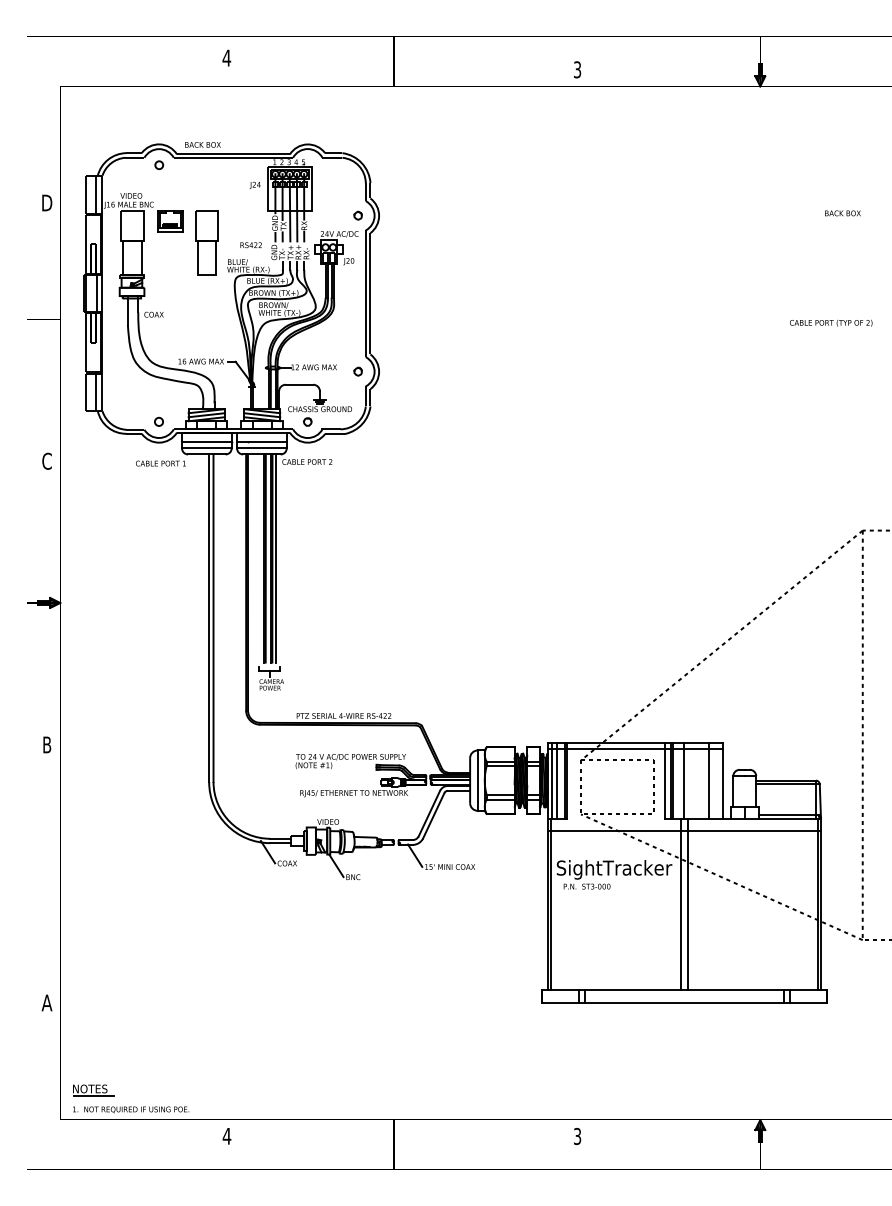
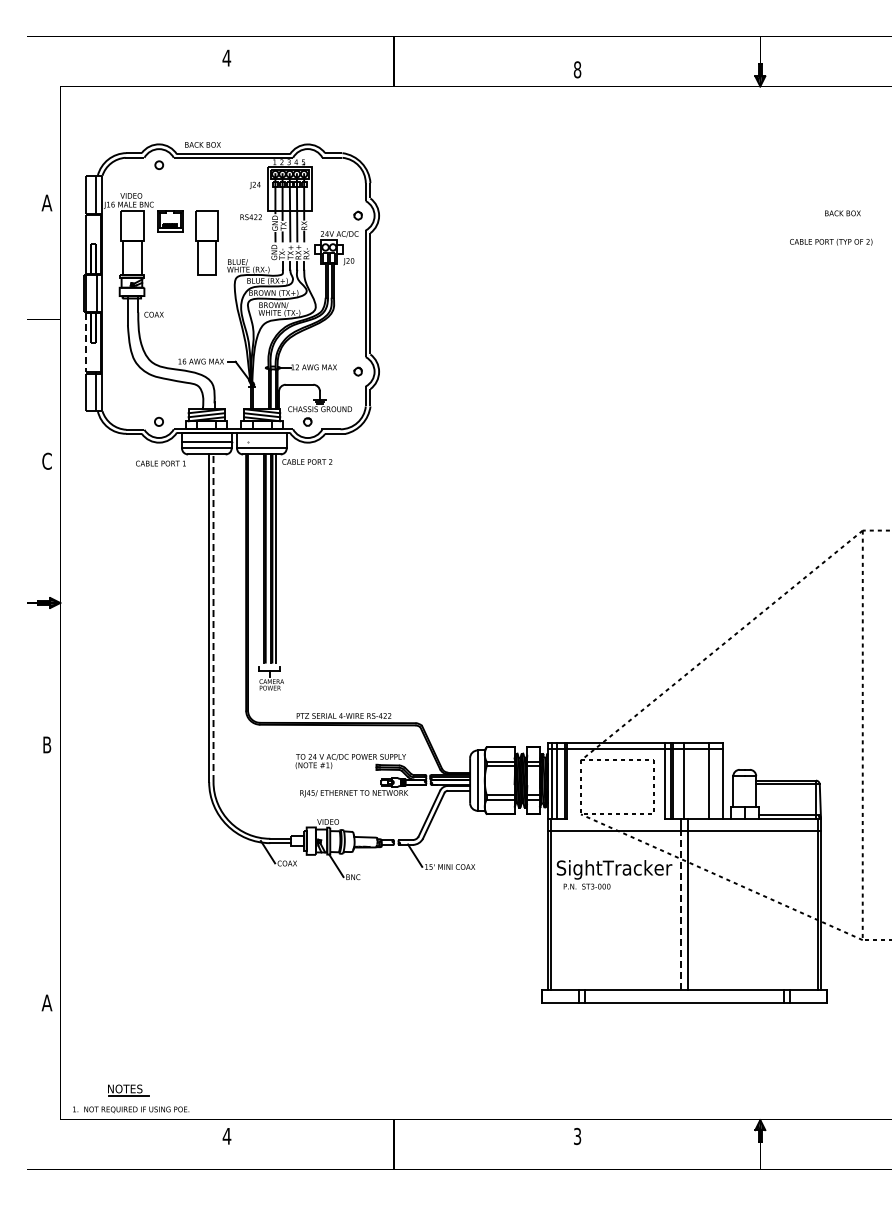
text: 3 -> 8 (577, 69)
text: D -> A (46, 202)
text position: (250, 245) -> (250, 217) (250, 217)
text position: (831, 322) -> (831, 241) (831, 241)
line: solid -> dashed (86, 342)
line: present -> none (261, 441)
line: solid -> dashed (213, 618)
line: solid -> dashed (681, 910)
part position: (93, 1090) -> (128, 1090) (128, 1090)
